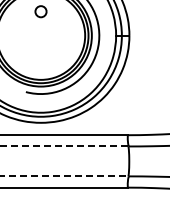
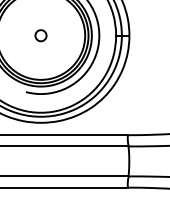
circle position: (40, 11) -> (40, 35) (40, 35)
line: dashed -> solid (64, 146)
line: dashed -> solid (64, 176)
